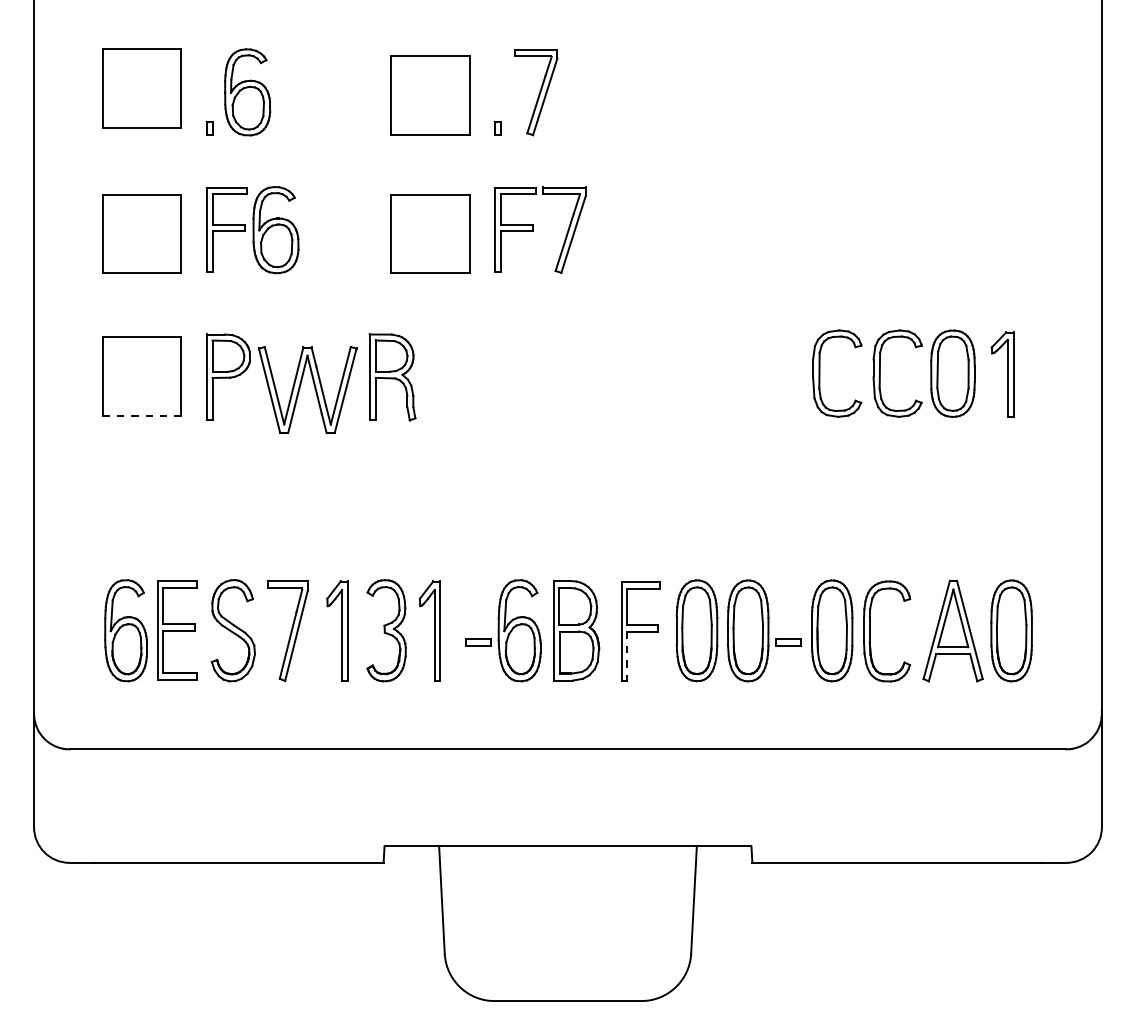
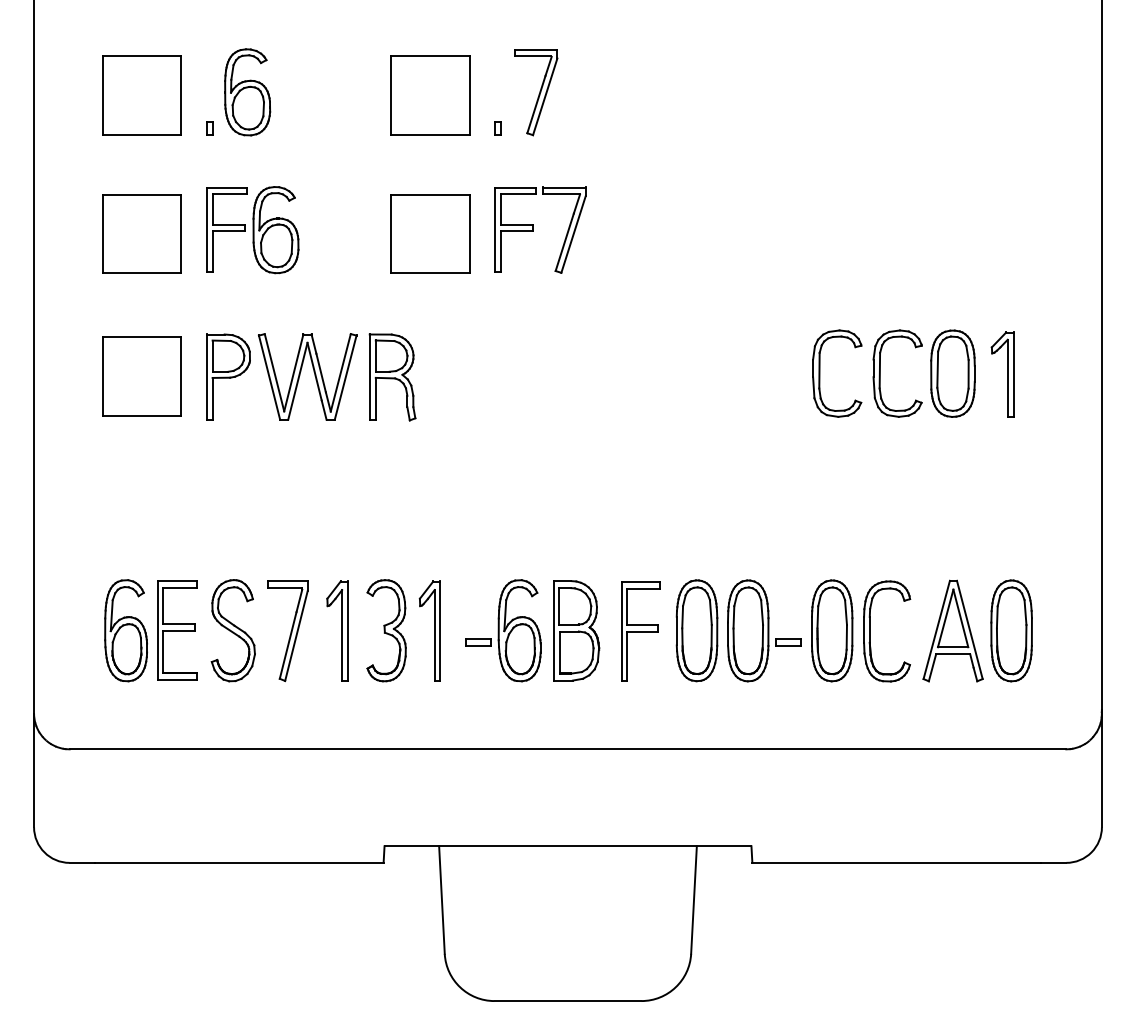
part position: (141, 88) -> (141, 95) (141, 95)
part position: (314, 389) -> (314, 376) (314, 376)
line: dashed -> solid (142, 415)
line: dashed -> solid (627, 656)
